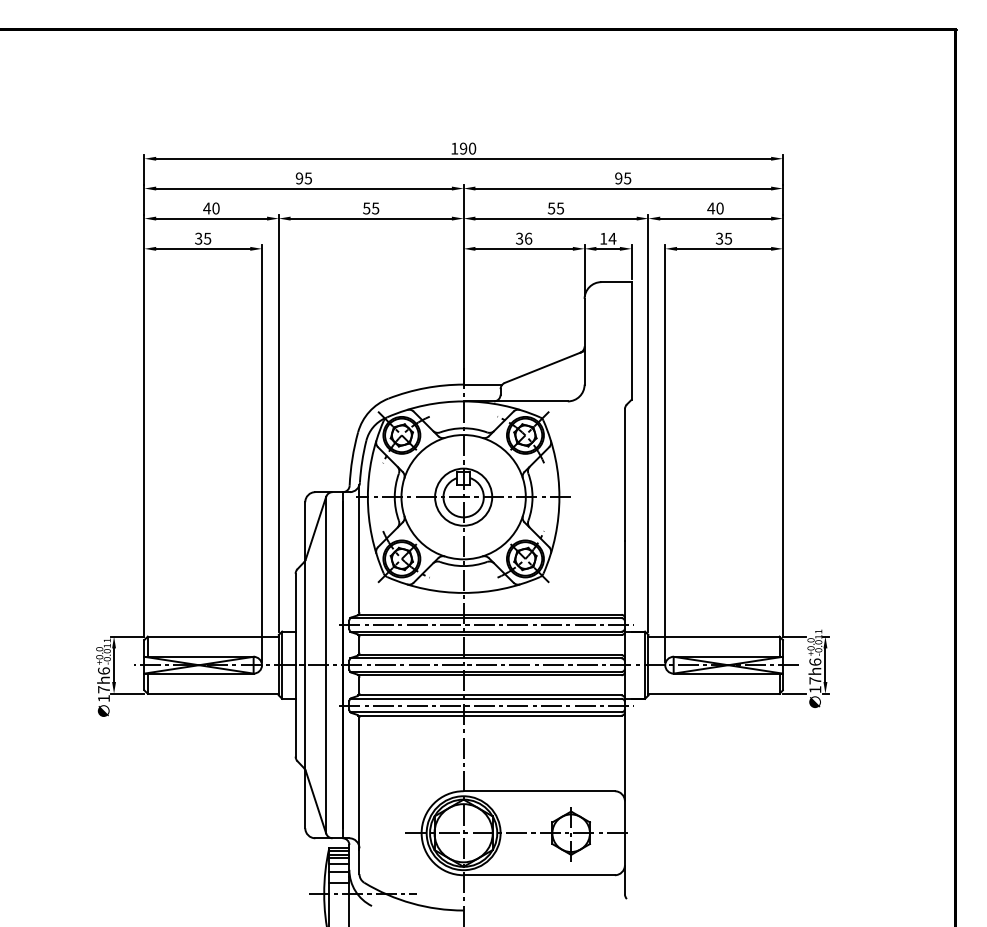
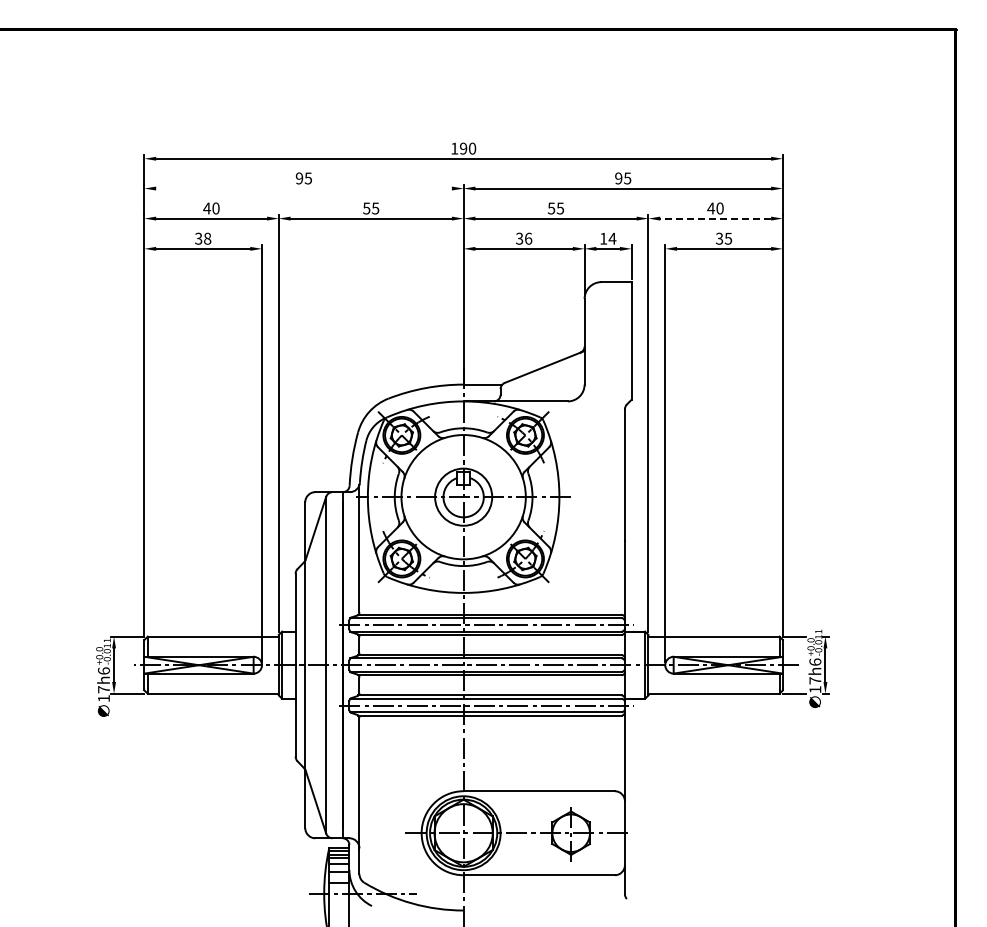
line: present -> none (303, 188)
line: solid -> dashed (715, 218)
text: 35 -> 38 (207, 238)
